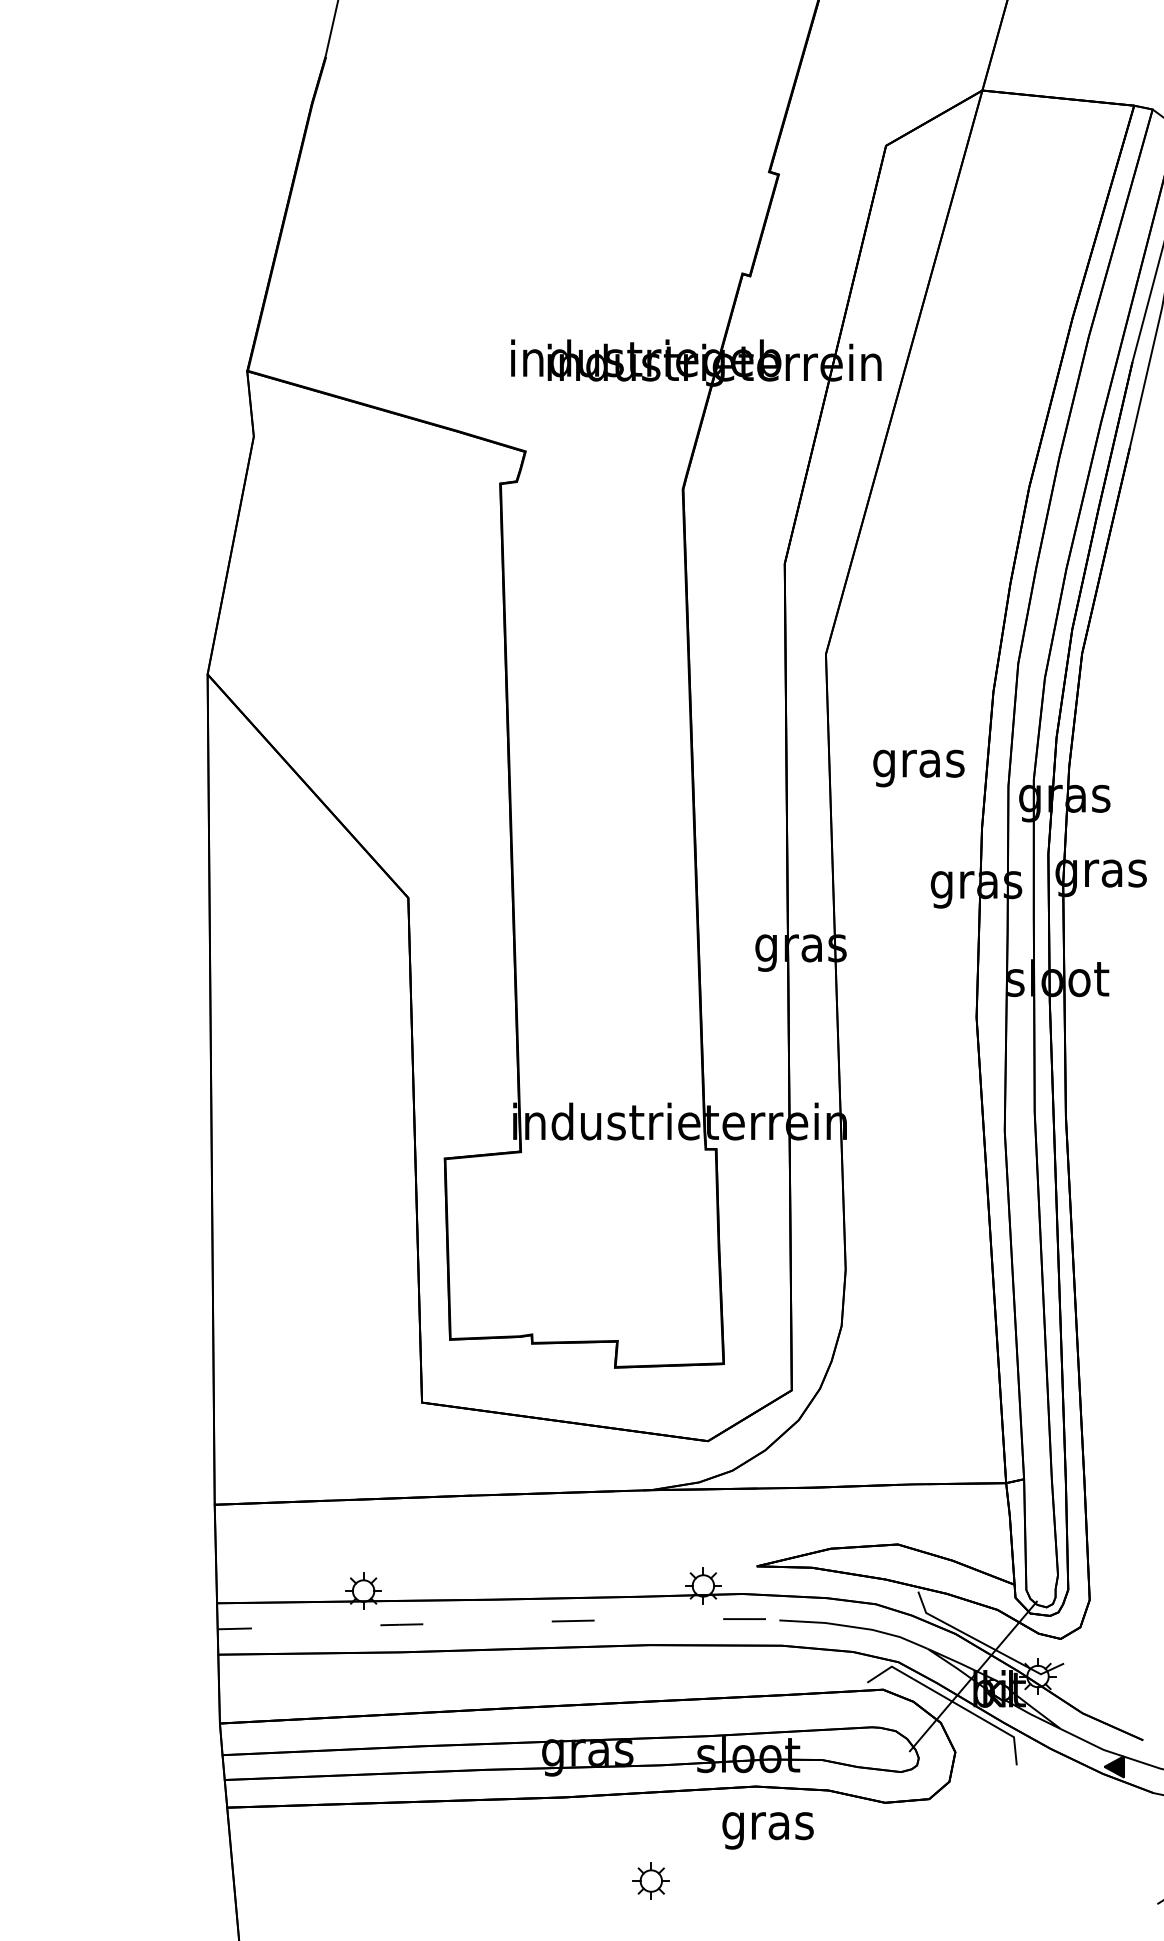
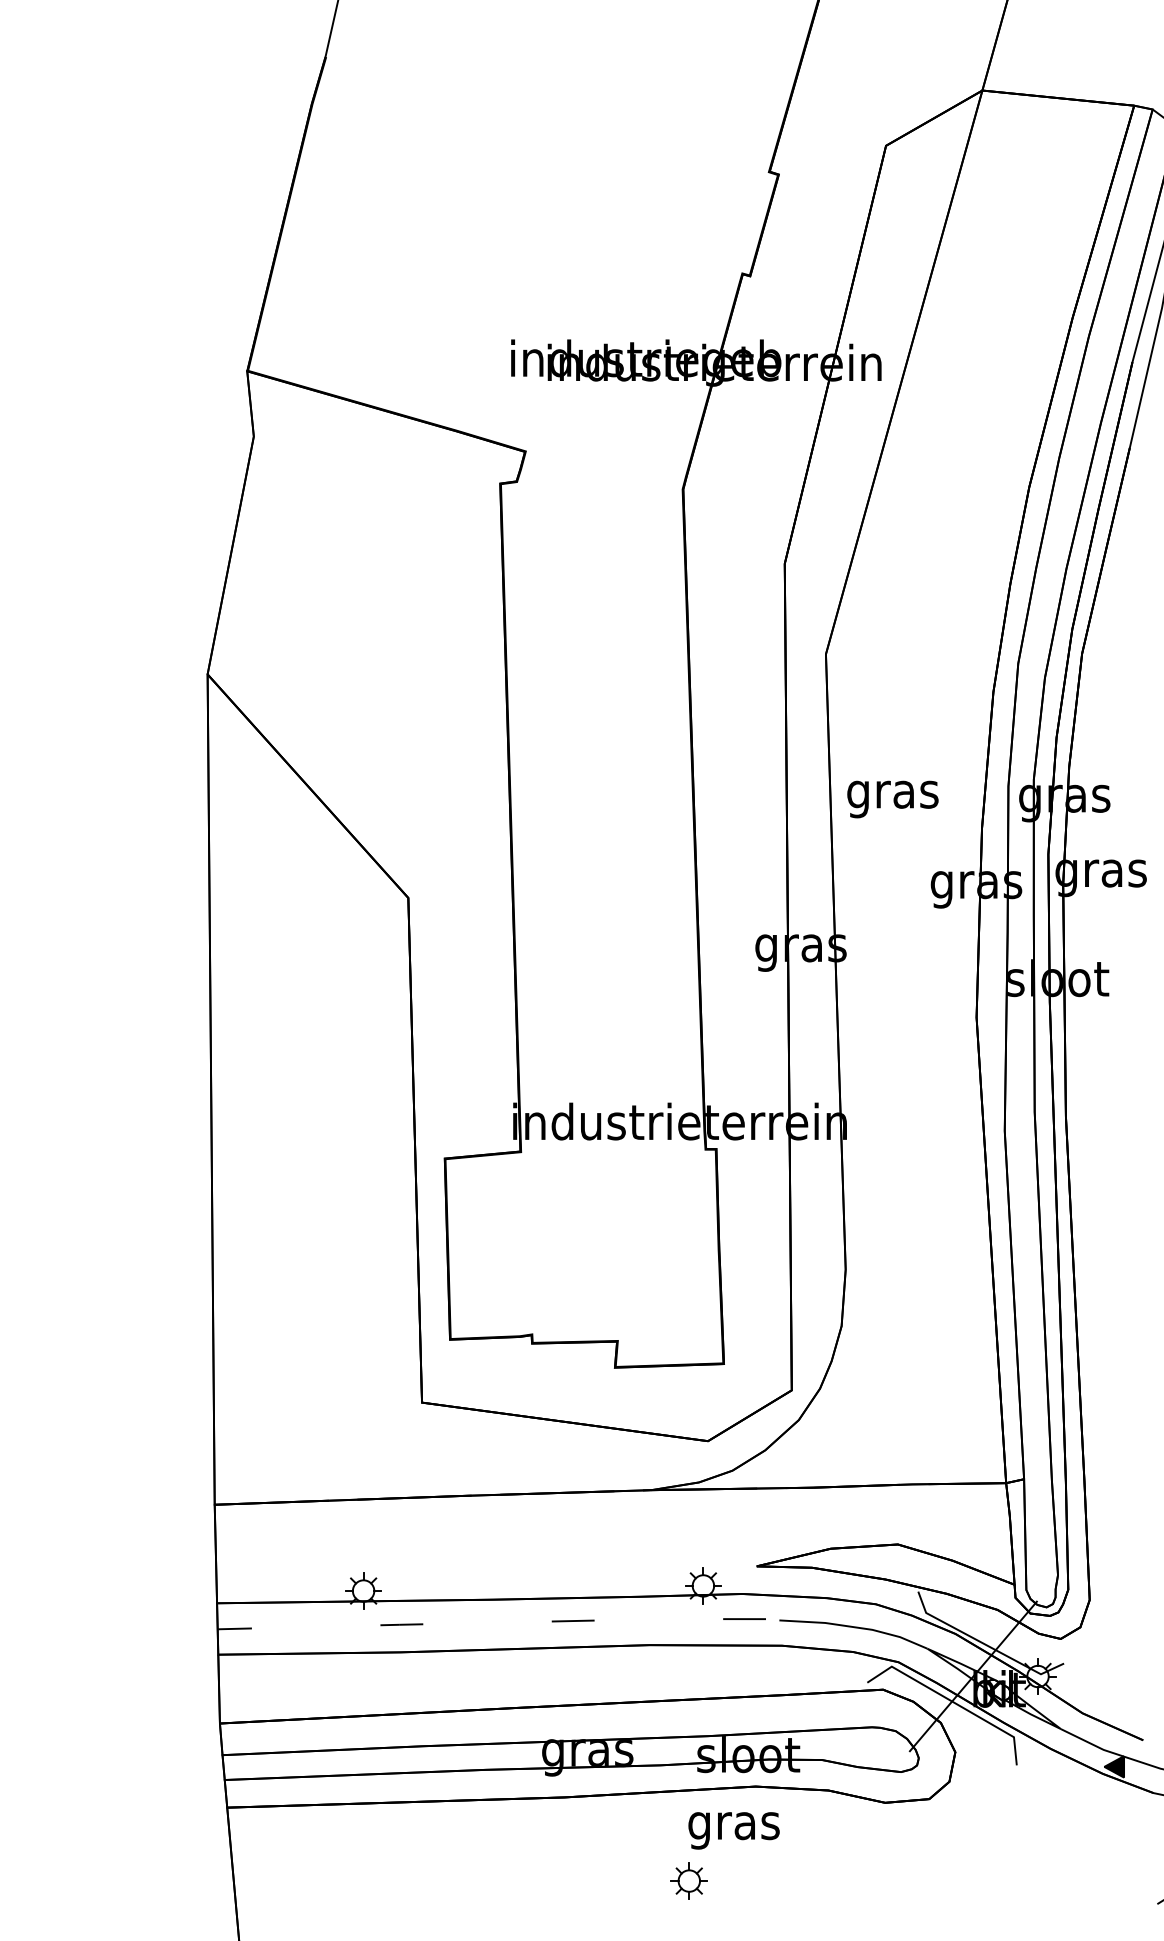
text position: (918, 768) -> (892, 799) (892, 799)
text position: (767, 1830) -> (733, 1830) (733, 1830)
part position: (650, 1880) -> (688, 1880) (688, 1880)
